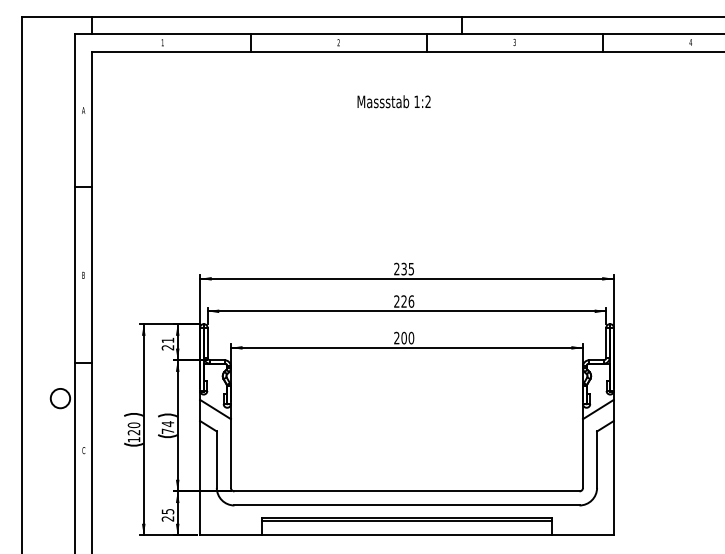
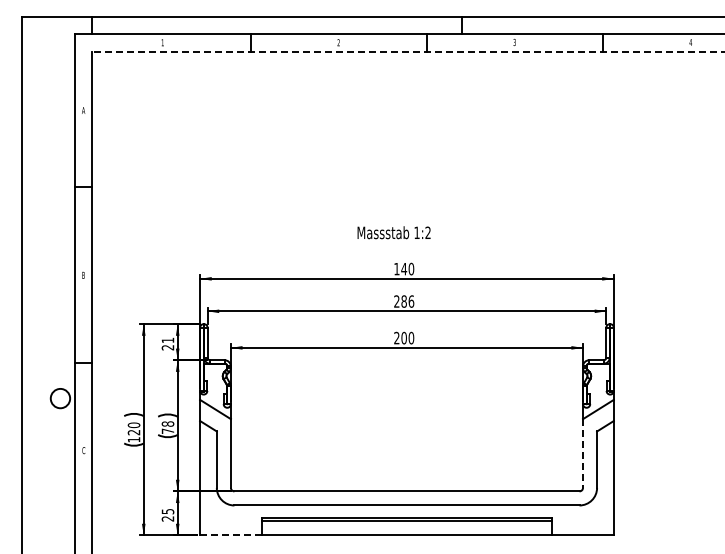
line: solid -> dashed (407, 51)
text position: (393, 101) -> (393, 232) (393, 232)
text: 235 -> 140 (404, 268)
text: 226 -> 286 (403, 301)
text: 74 -> 78 (167, 424)
line: solid -> dashed (583, 454)
line: solid -> dashed (230, 535)
